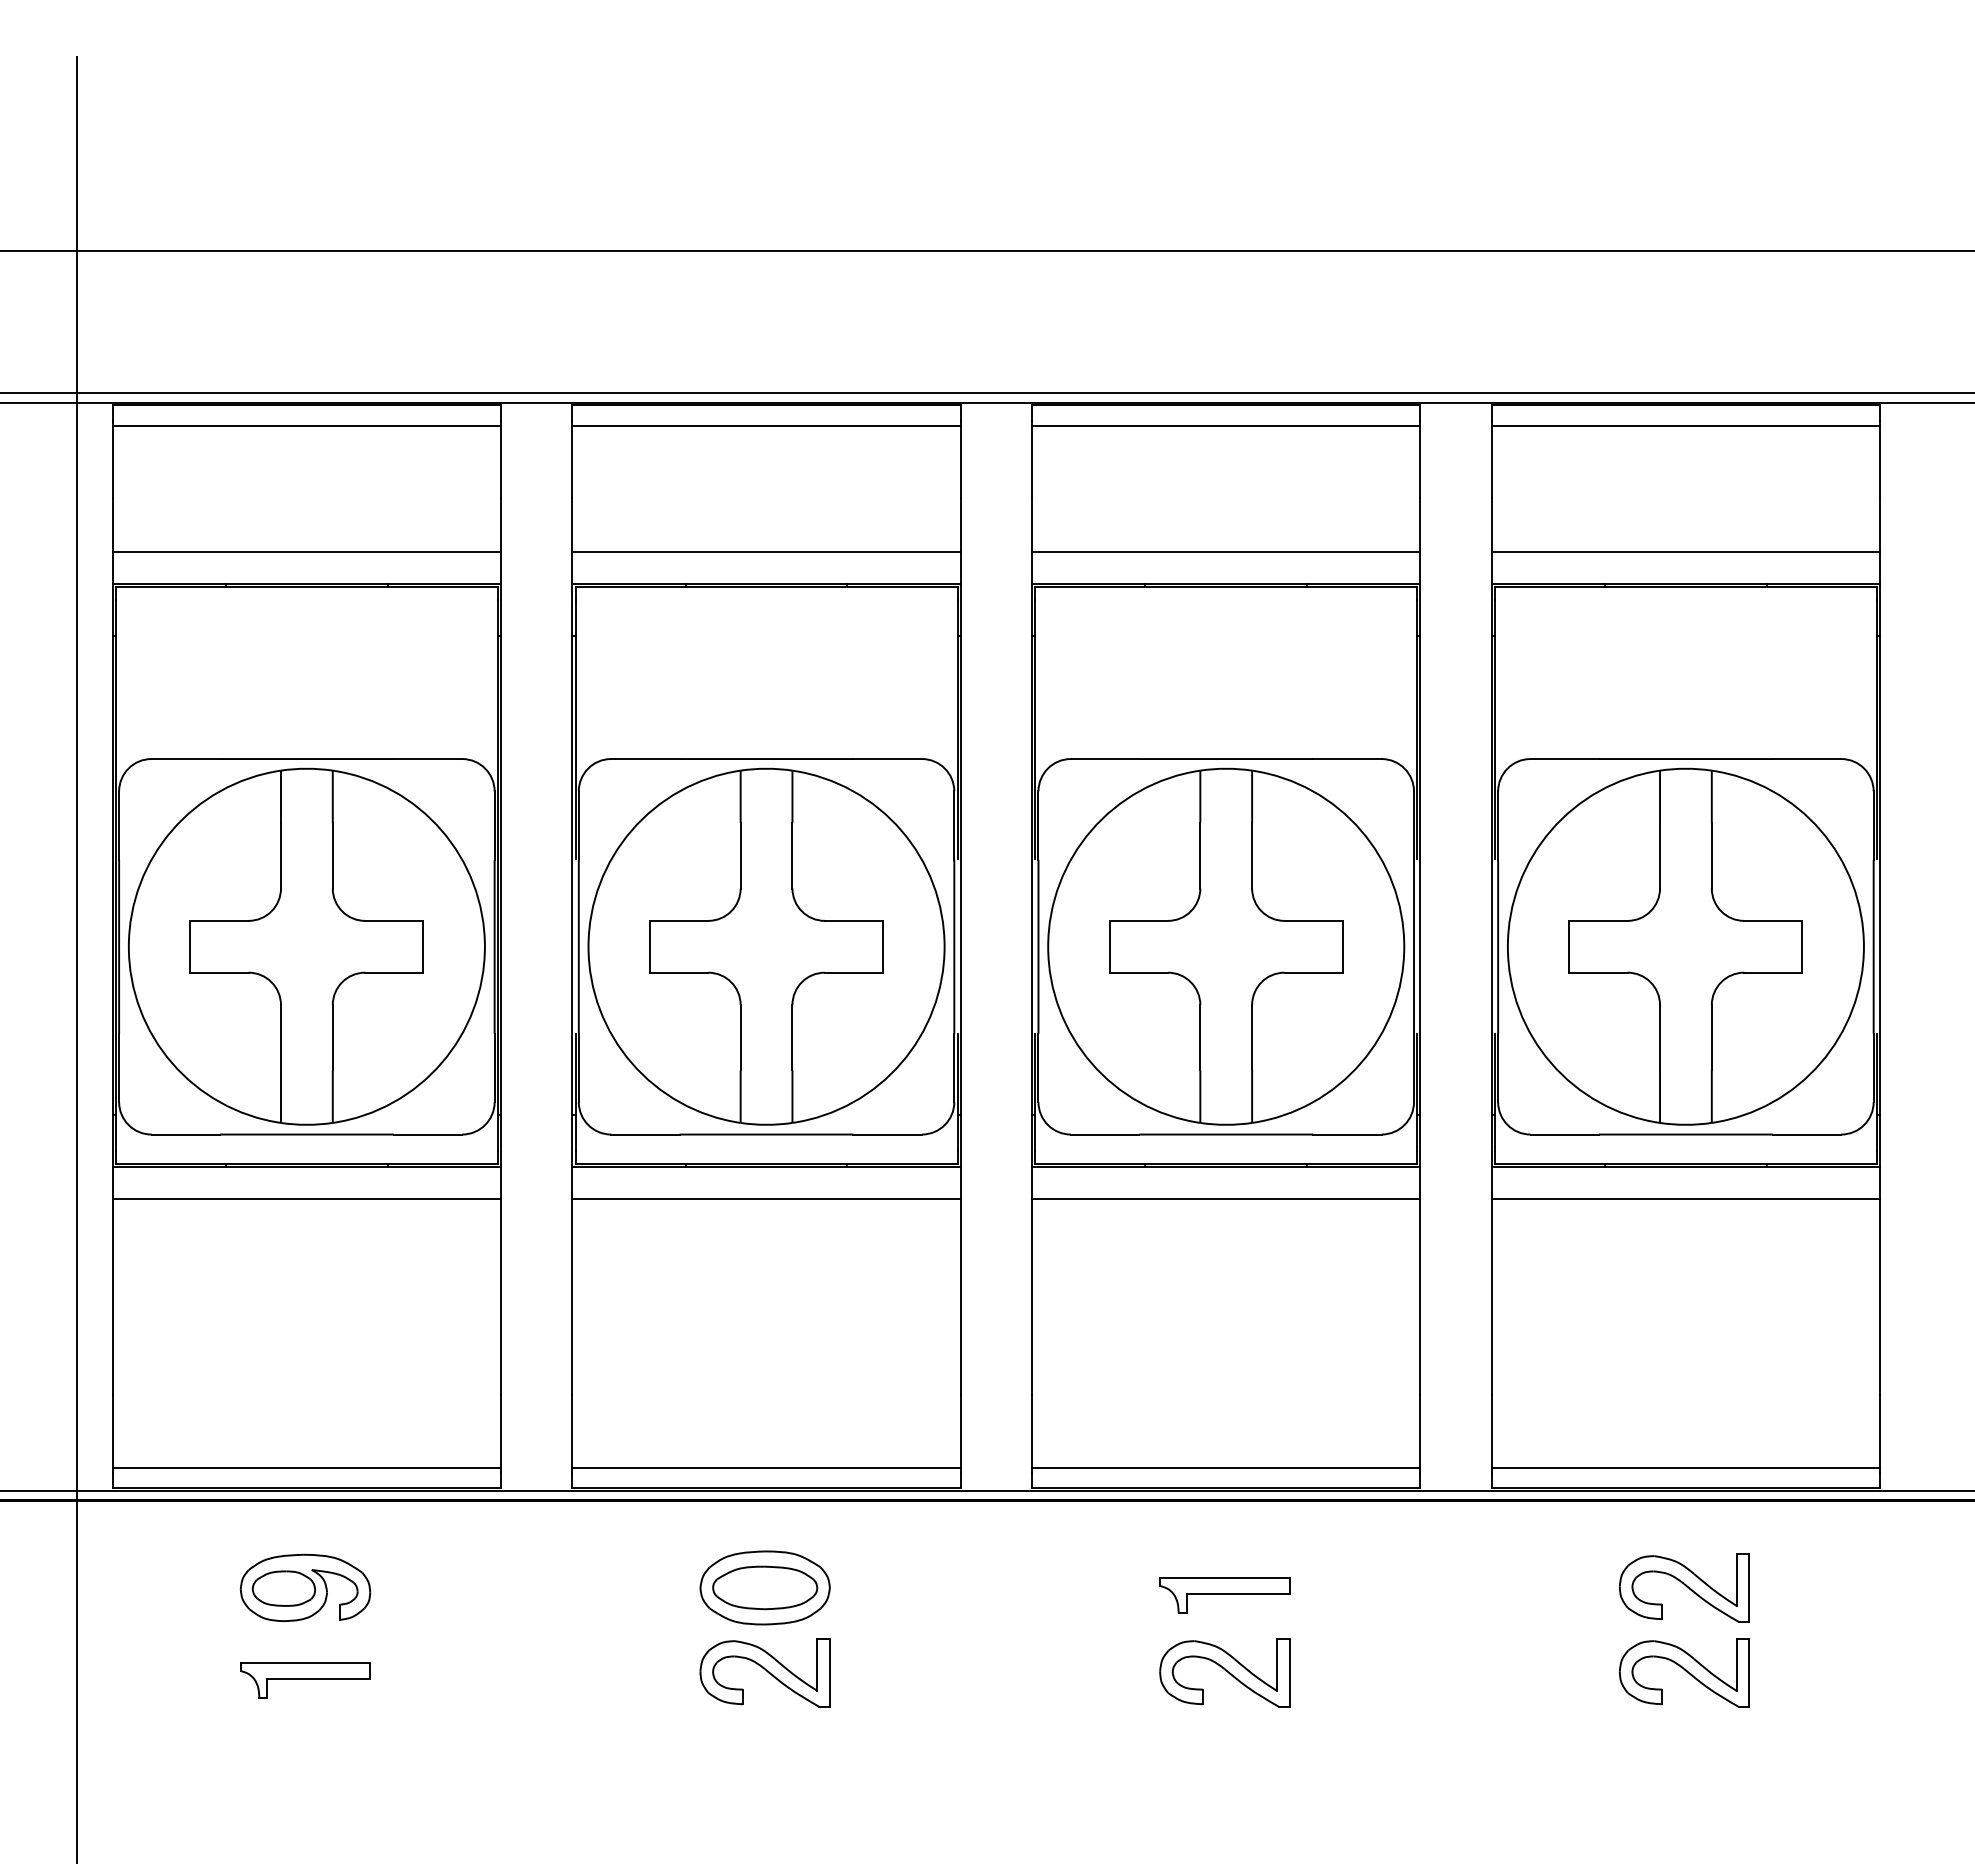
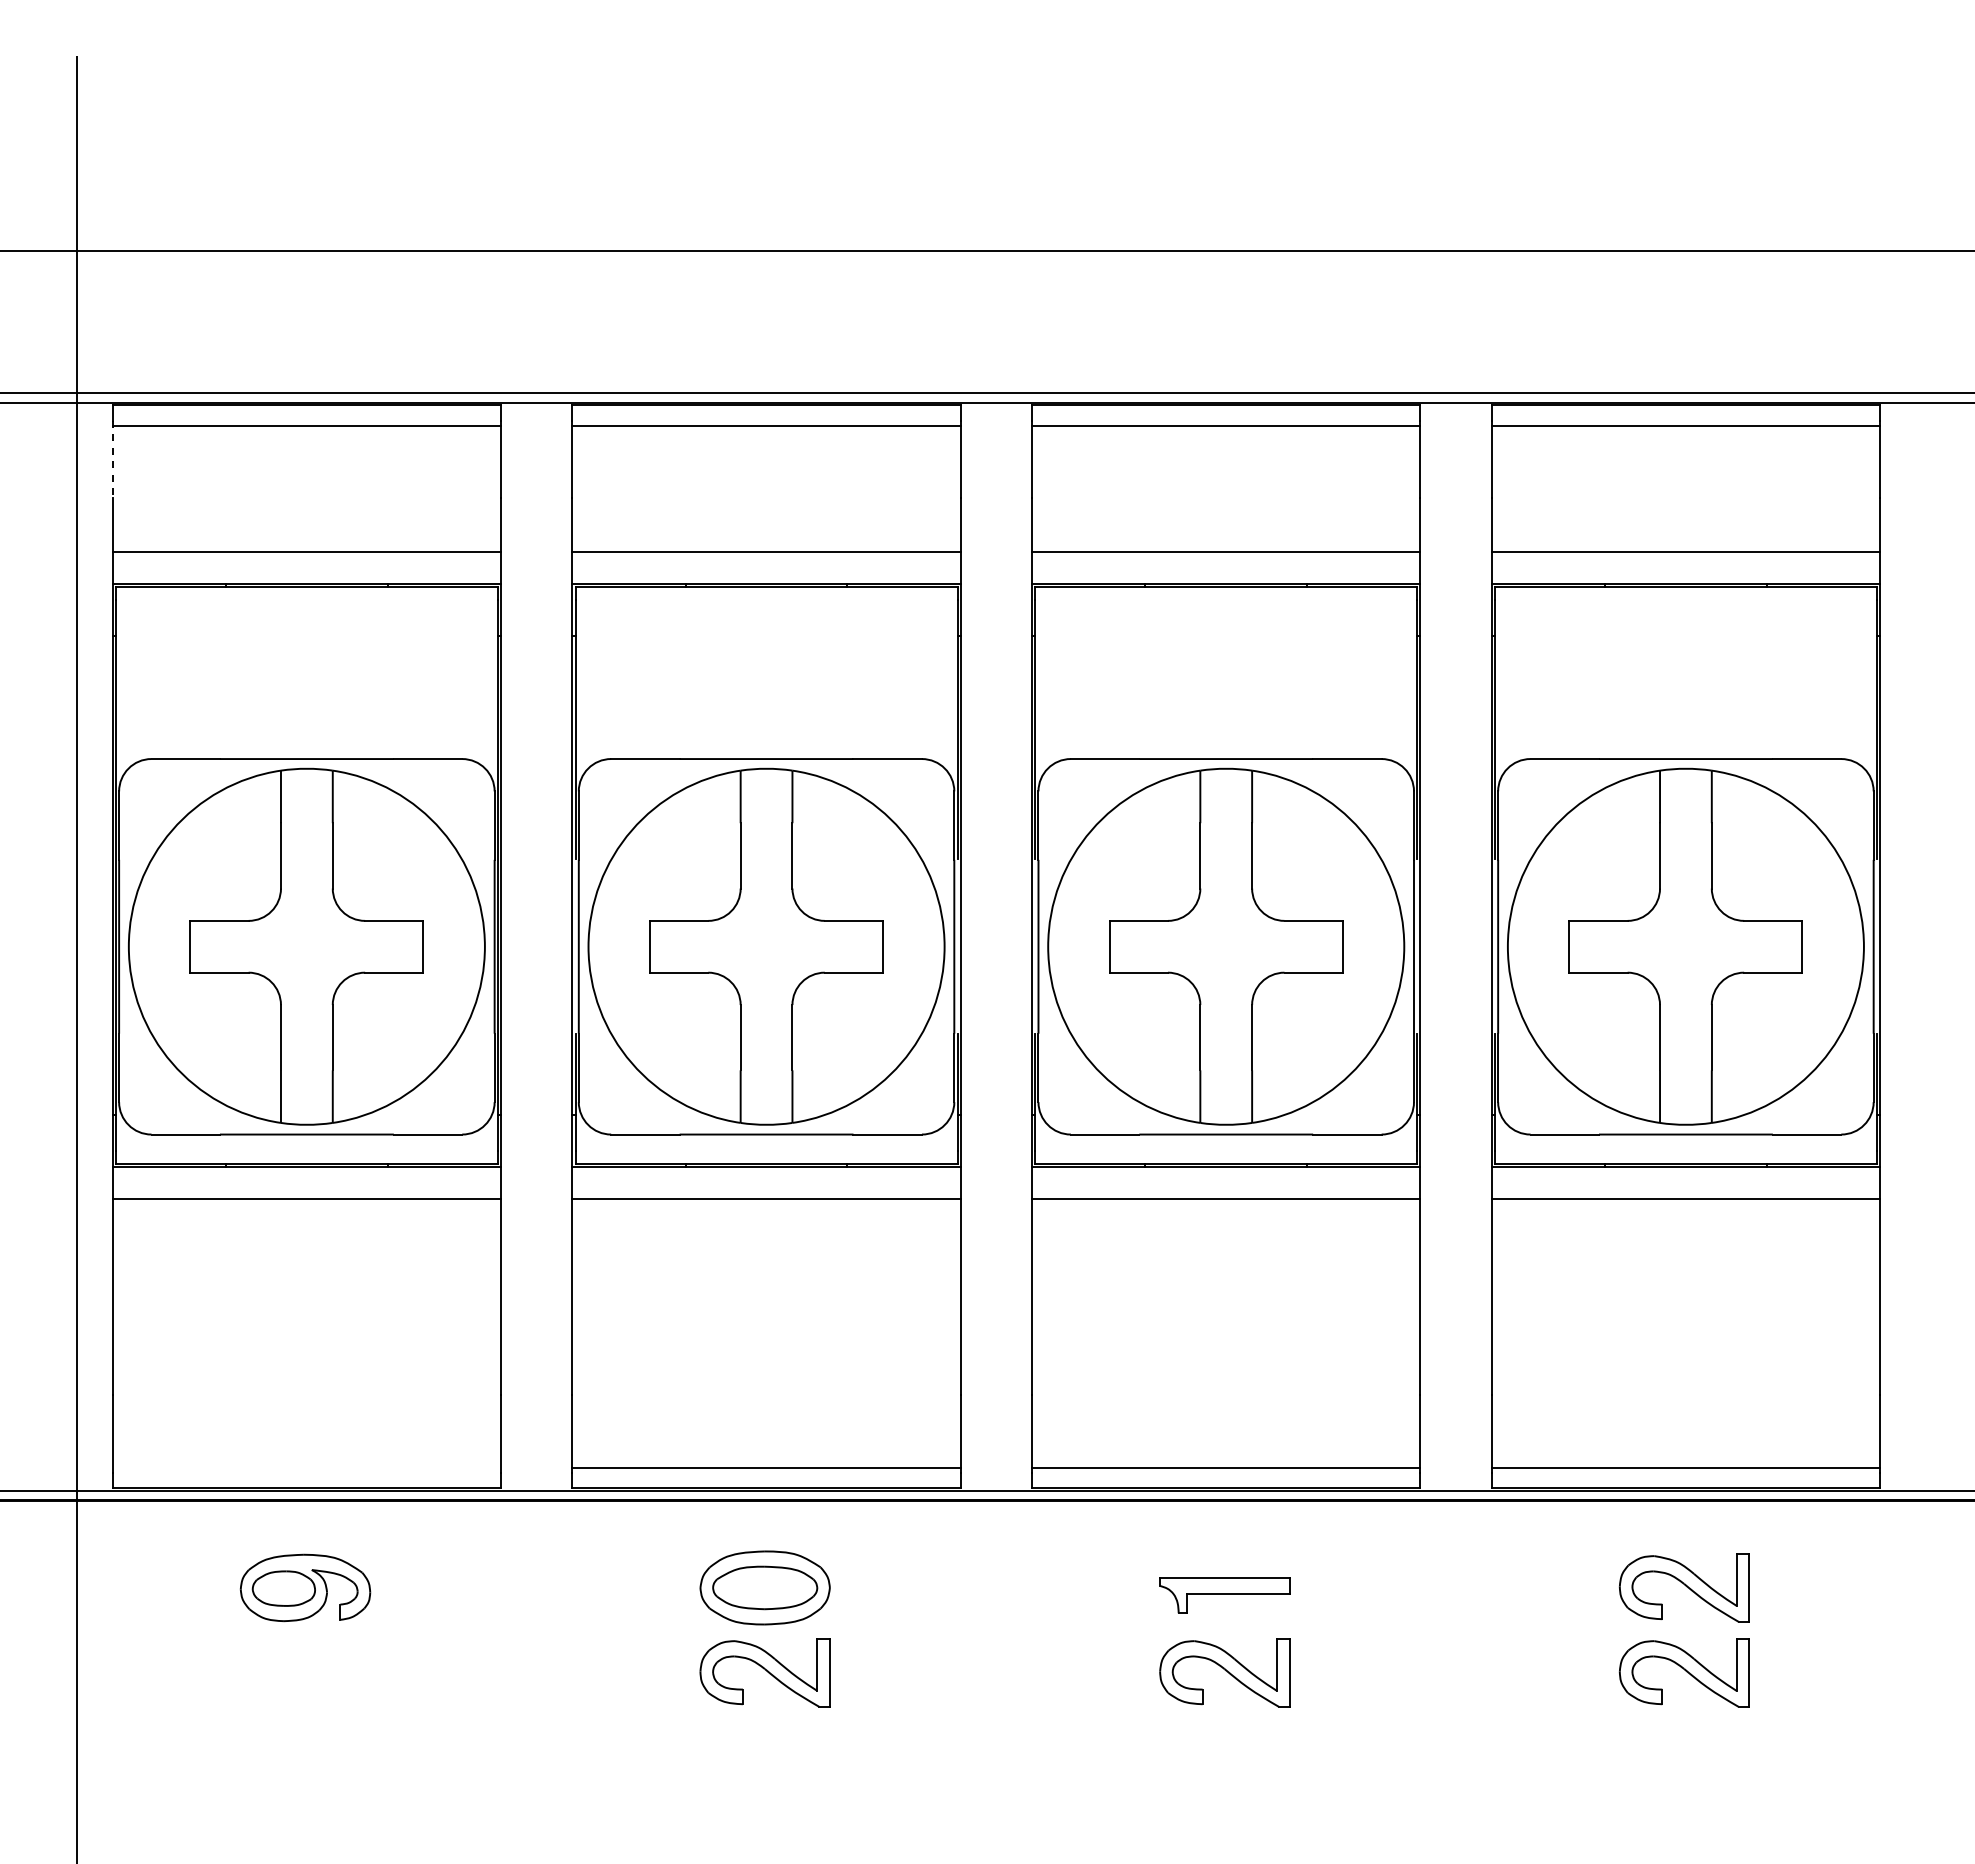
line: solid -> dashed (112, 459)
line: present -> none (306, 1468)
part: present -> none (305, 1680)
